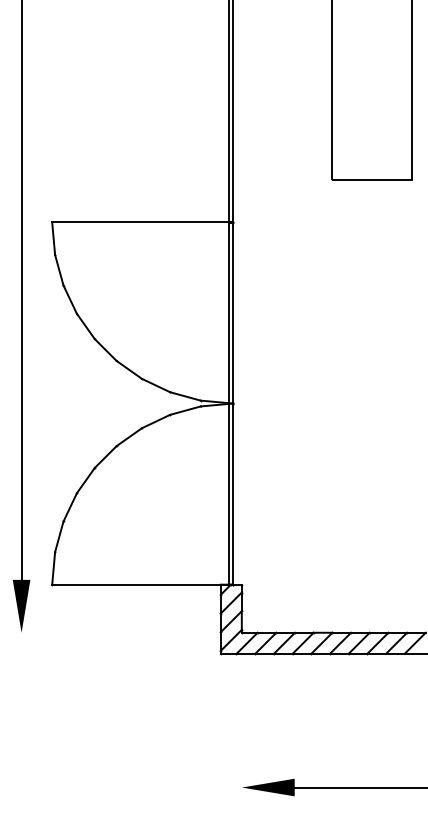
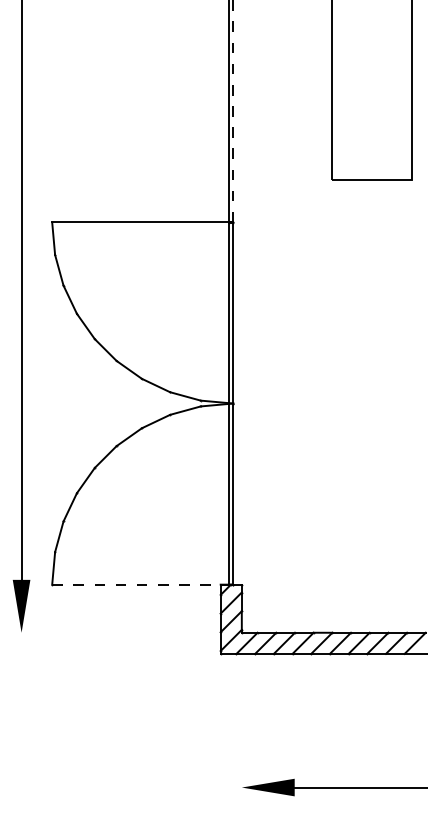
line: solid -> dashed (233, 111)
line: solid -> dashed (142, 584)
